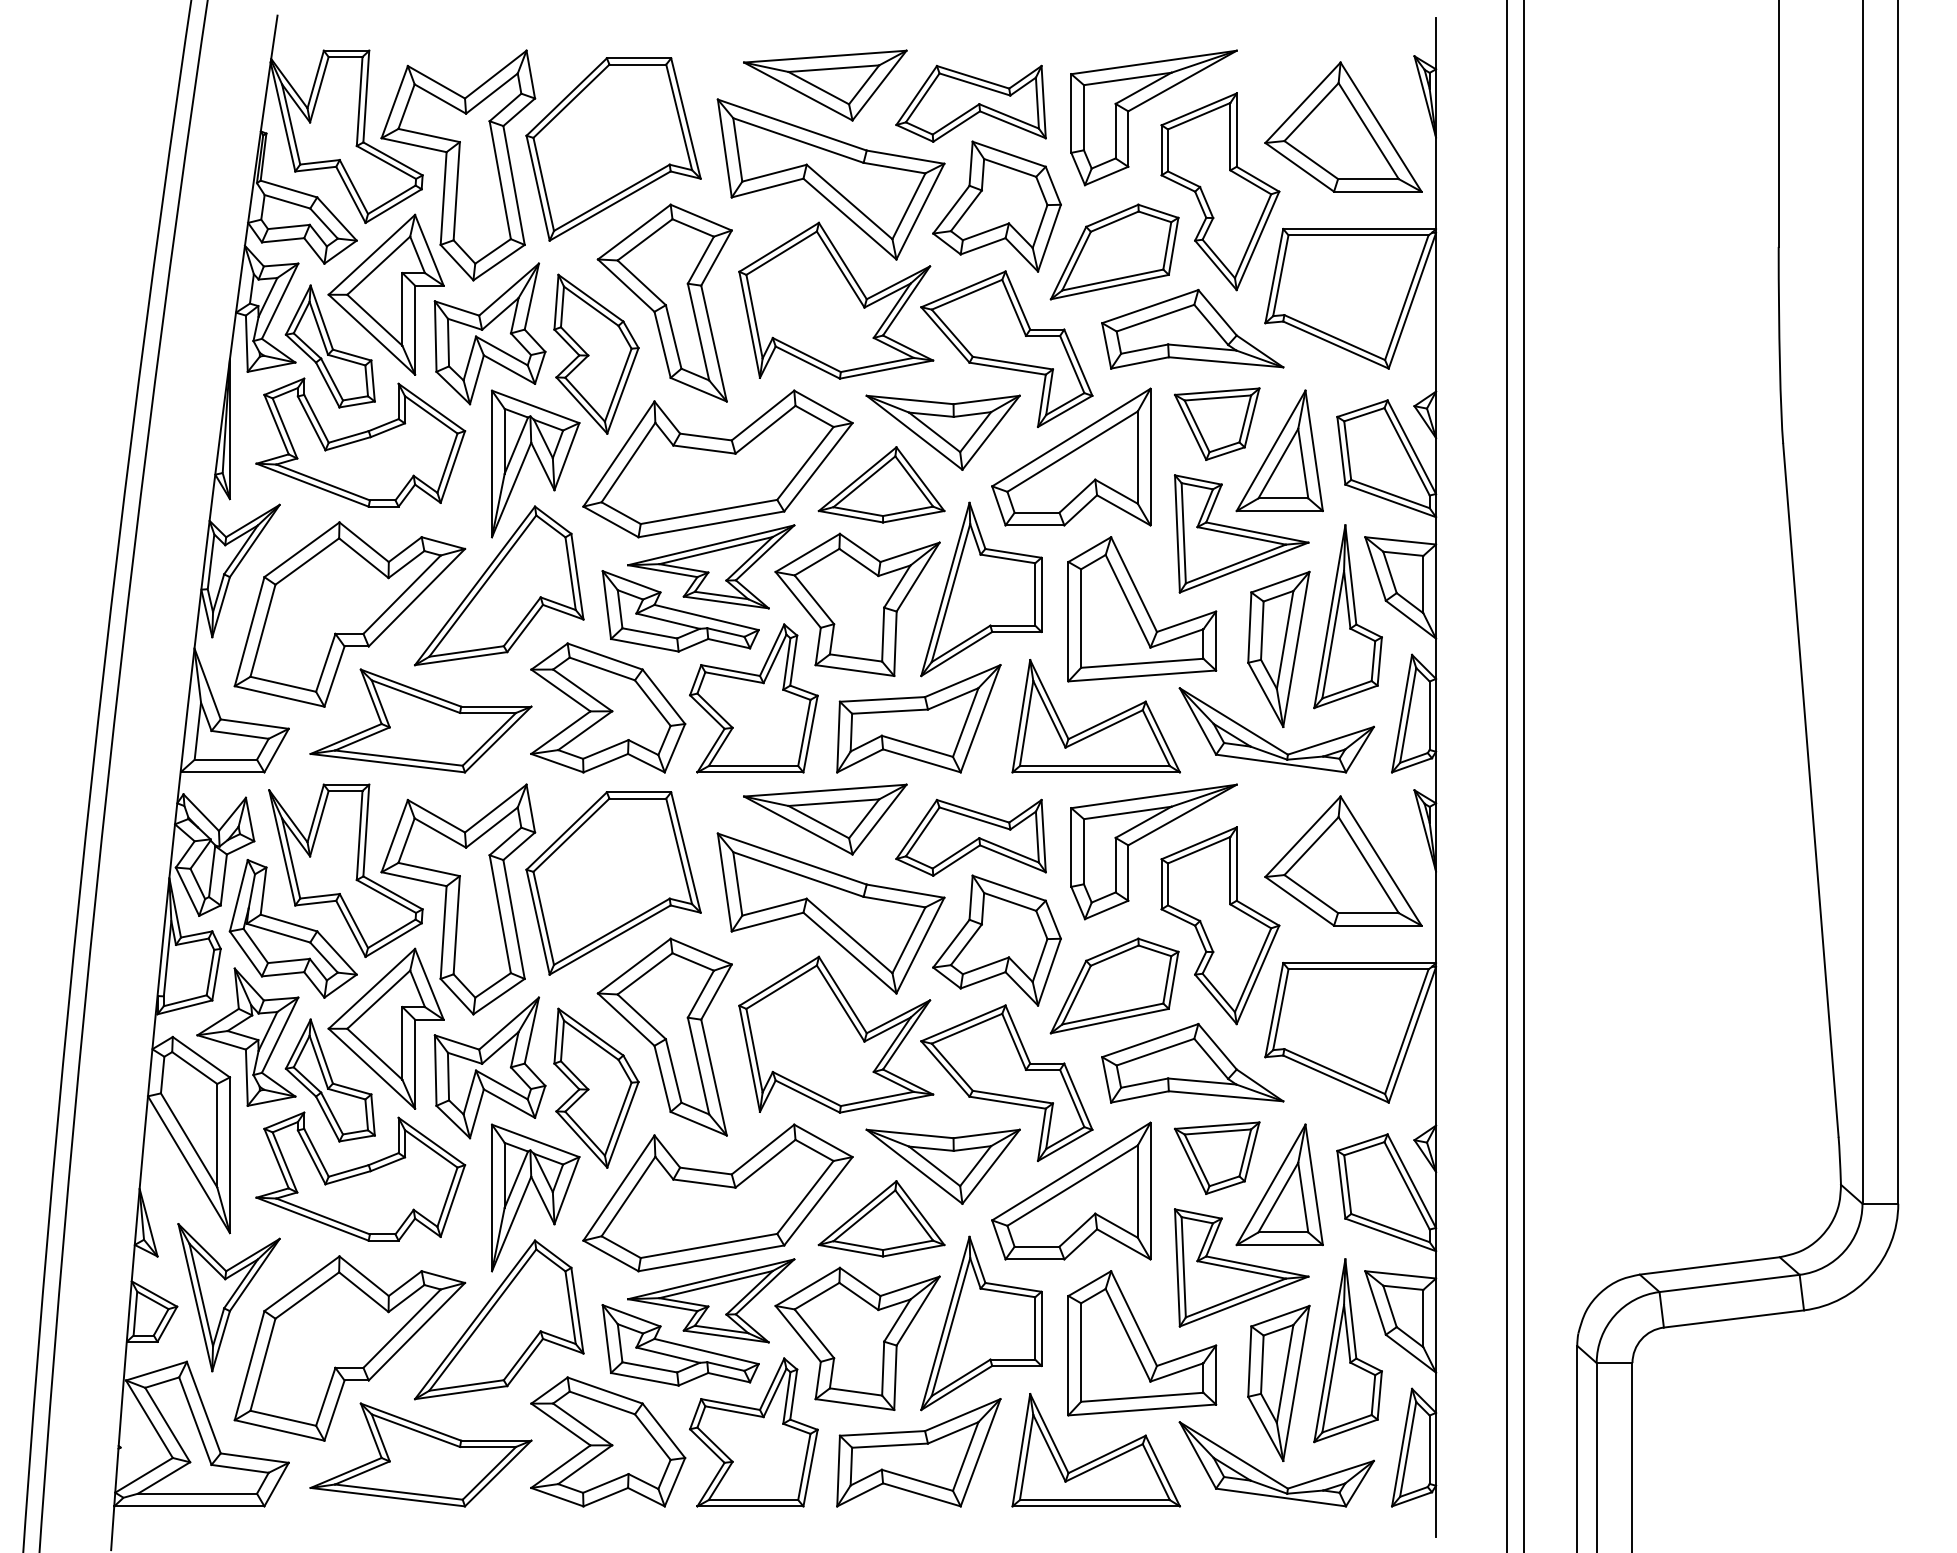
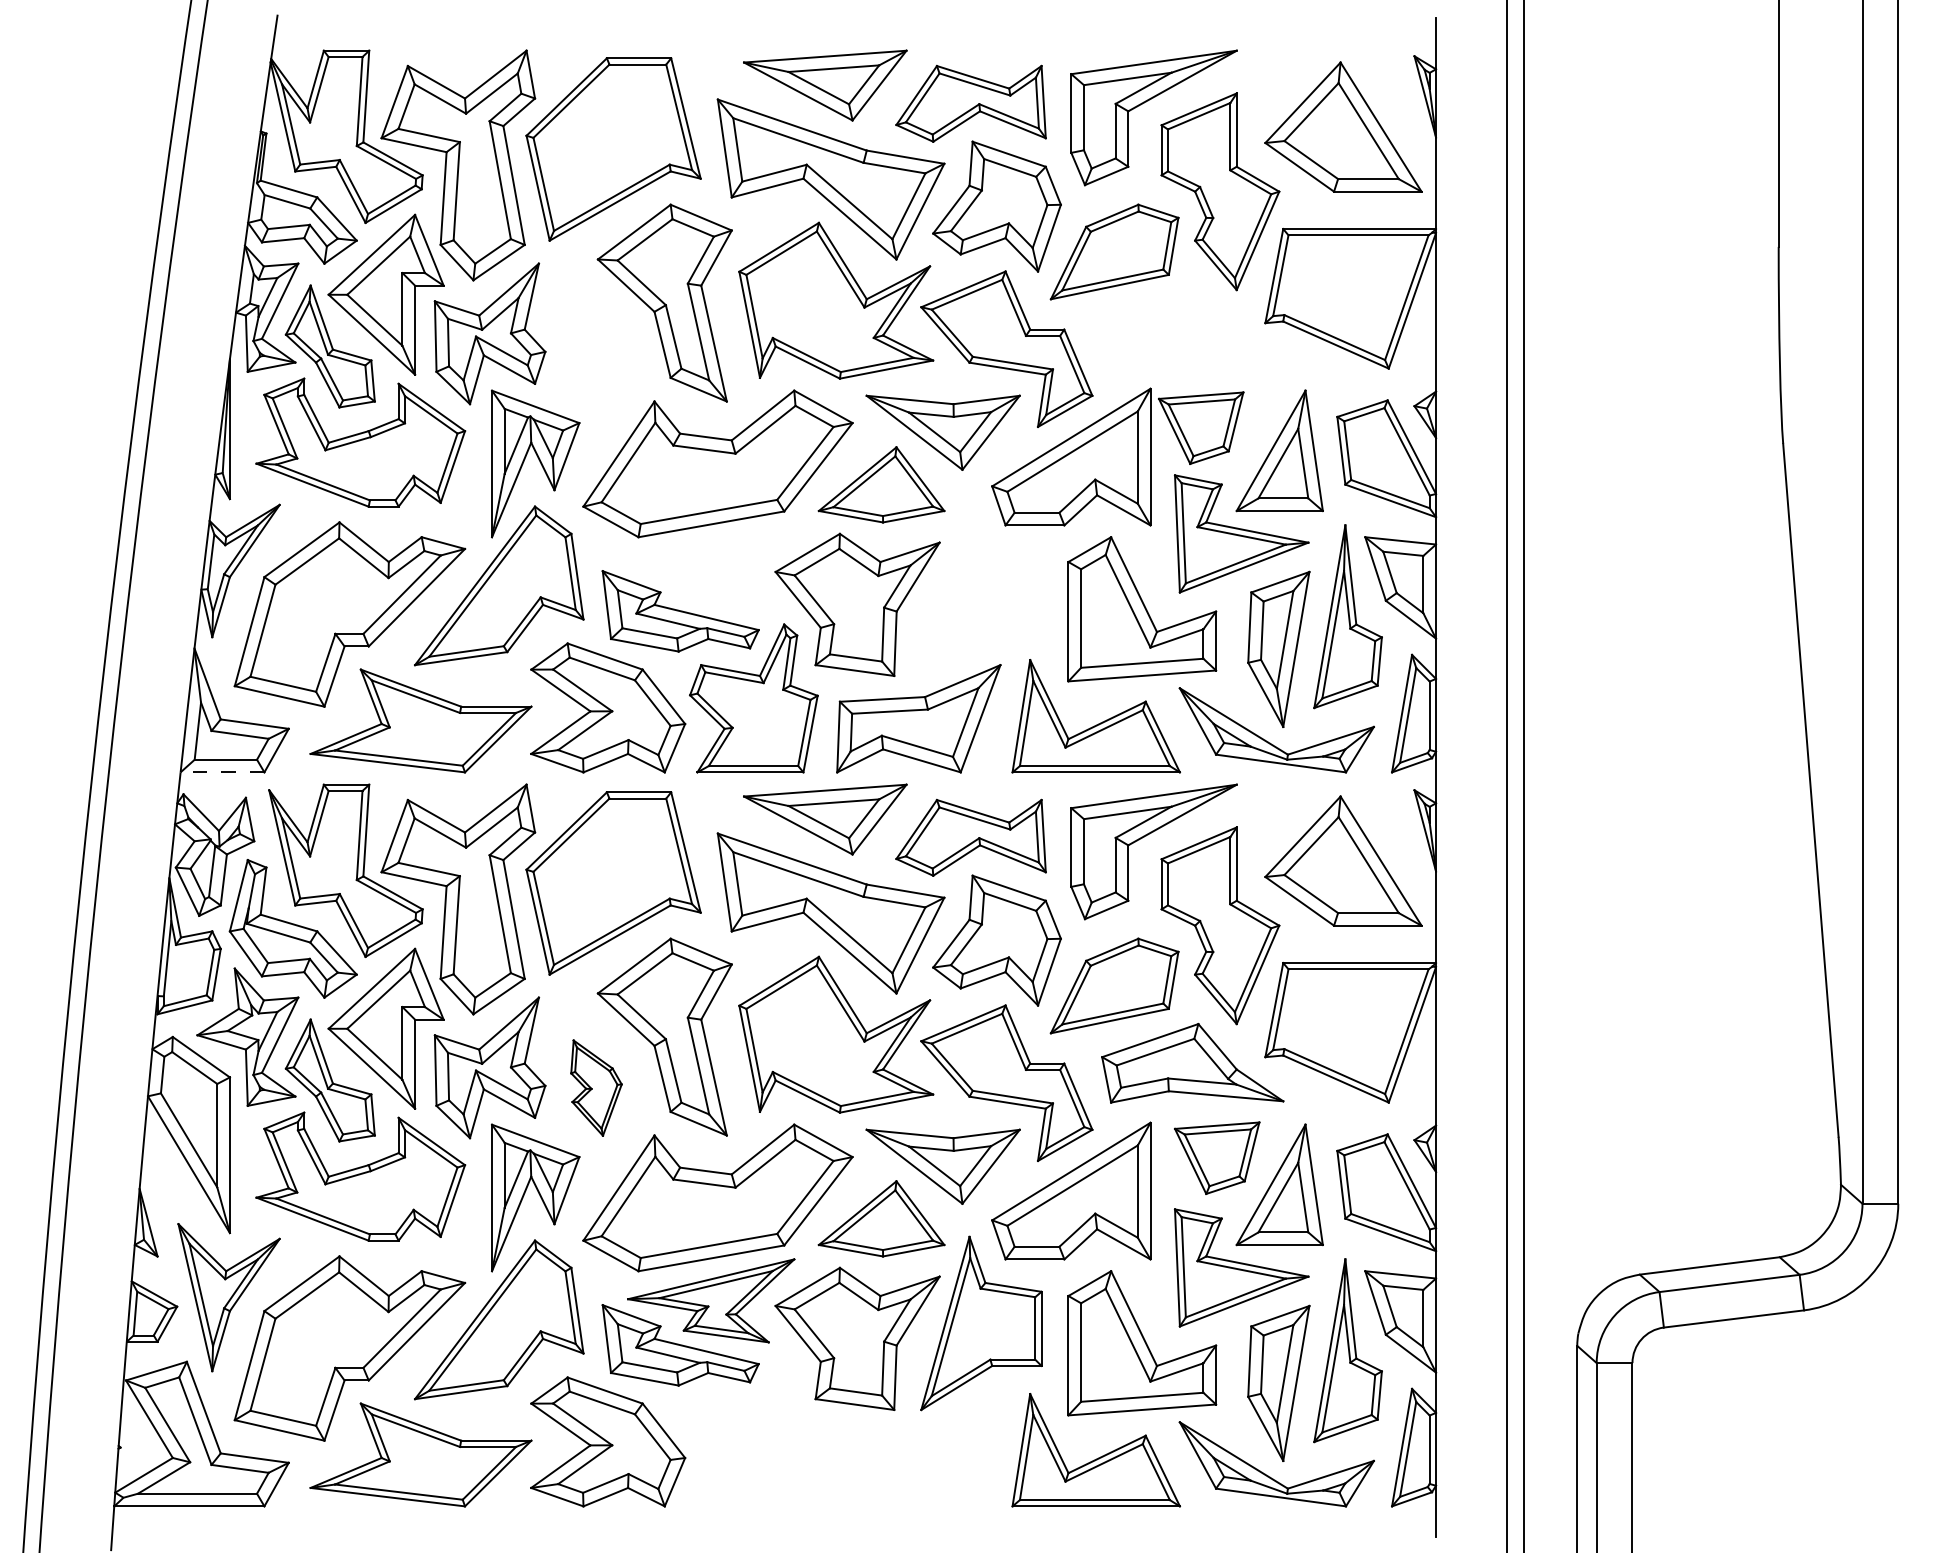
part: present -> none (1192, 328)
part: present -> none (596, 353)
part position: (1217, 423) -> (1201, 427) (1201, 427)
part: present -> none (711, 566)
part: present -> none (981, 589)
line: solid -> dashed (222, 772)
part size: 87x162 px -> 53x98 px (596, 1087)
part: present -> none (753, 1432)
part: present -> none (918, 1452)
